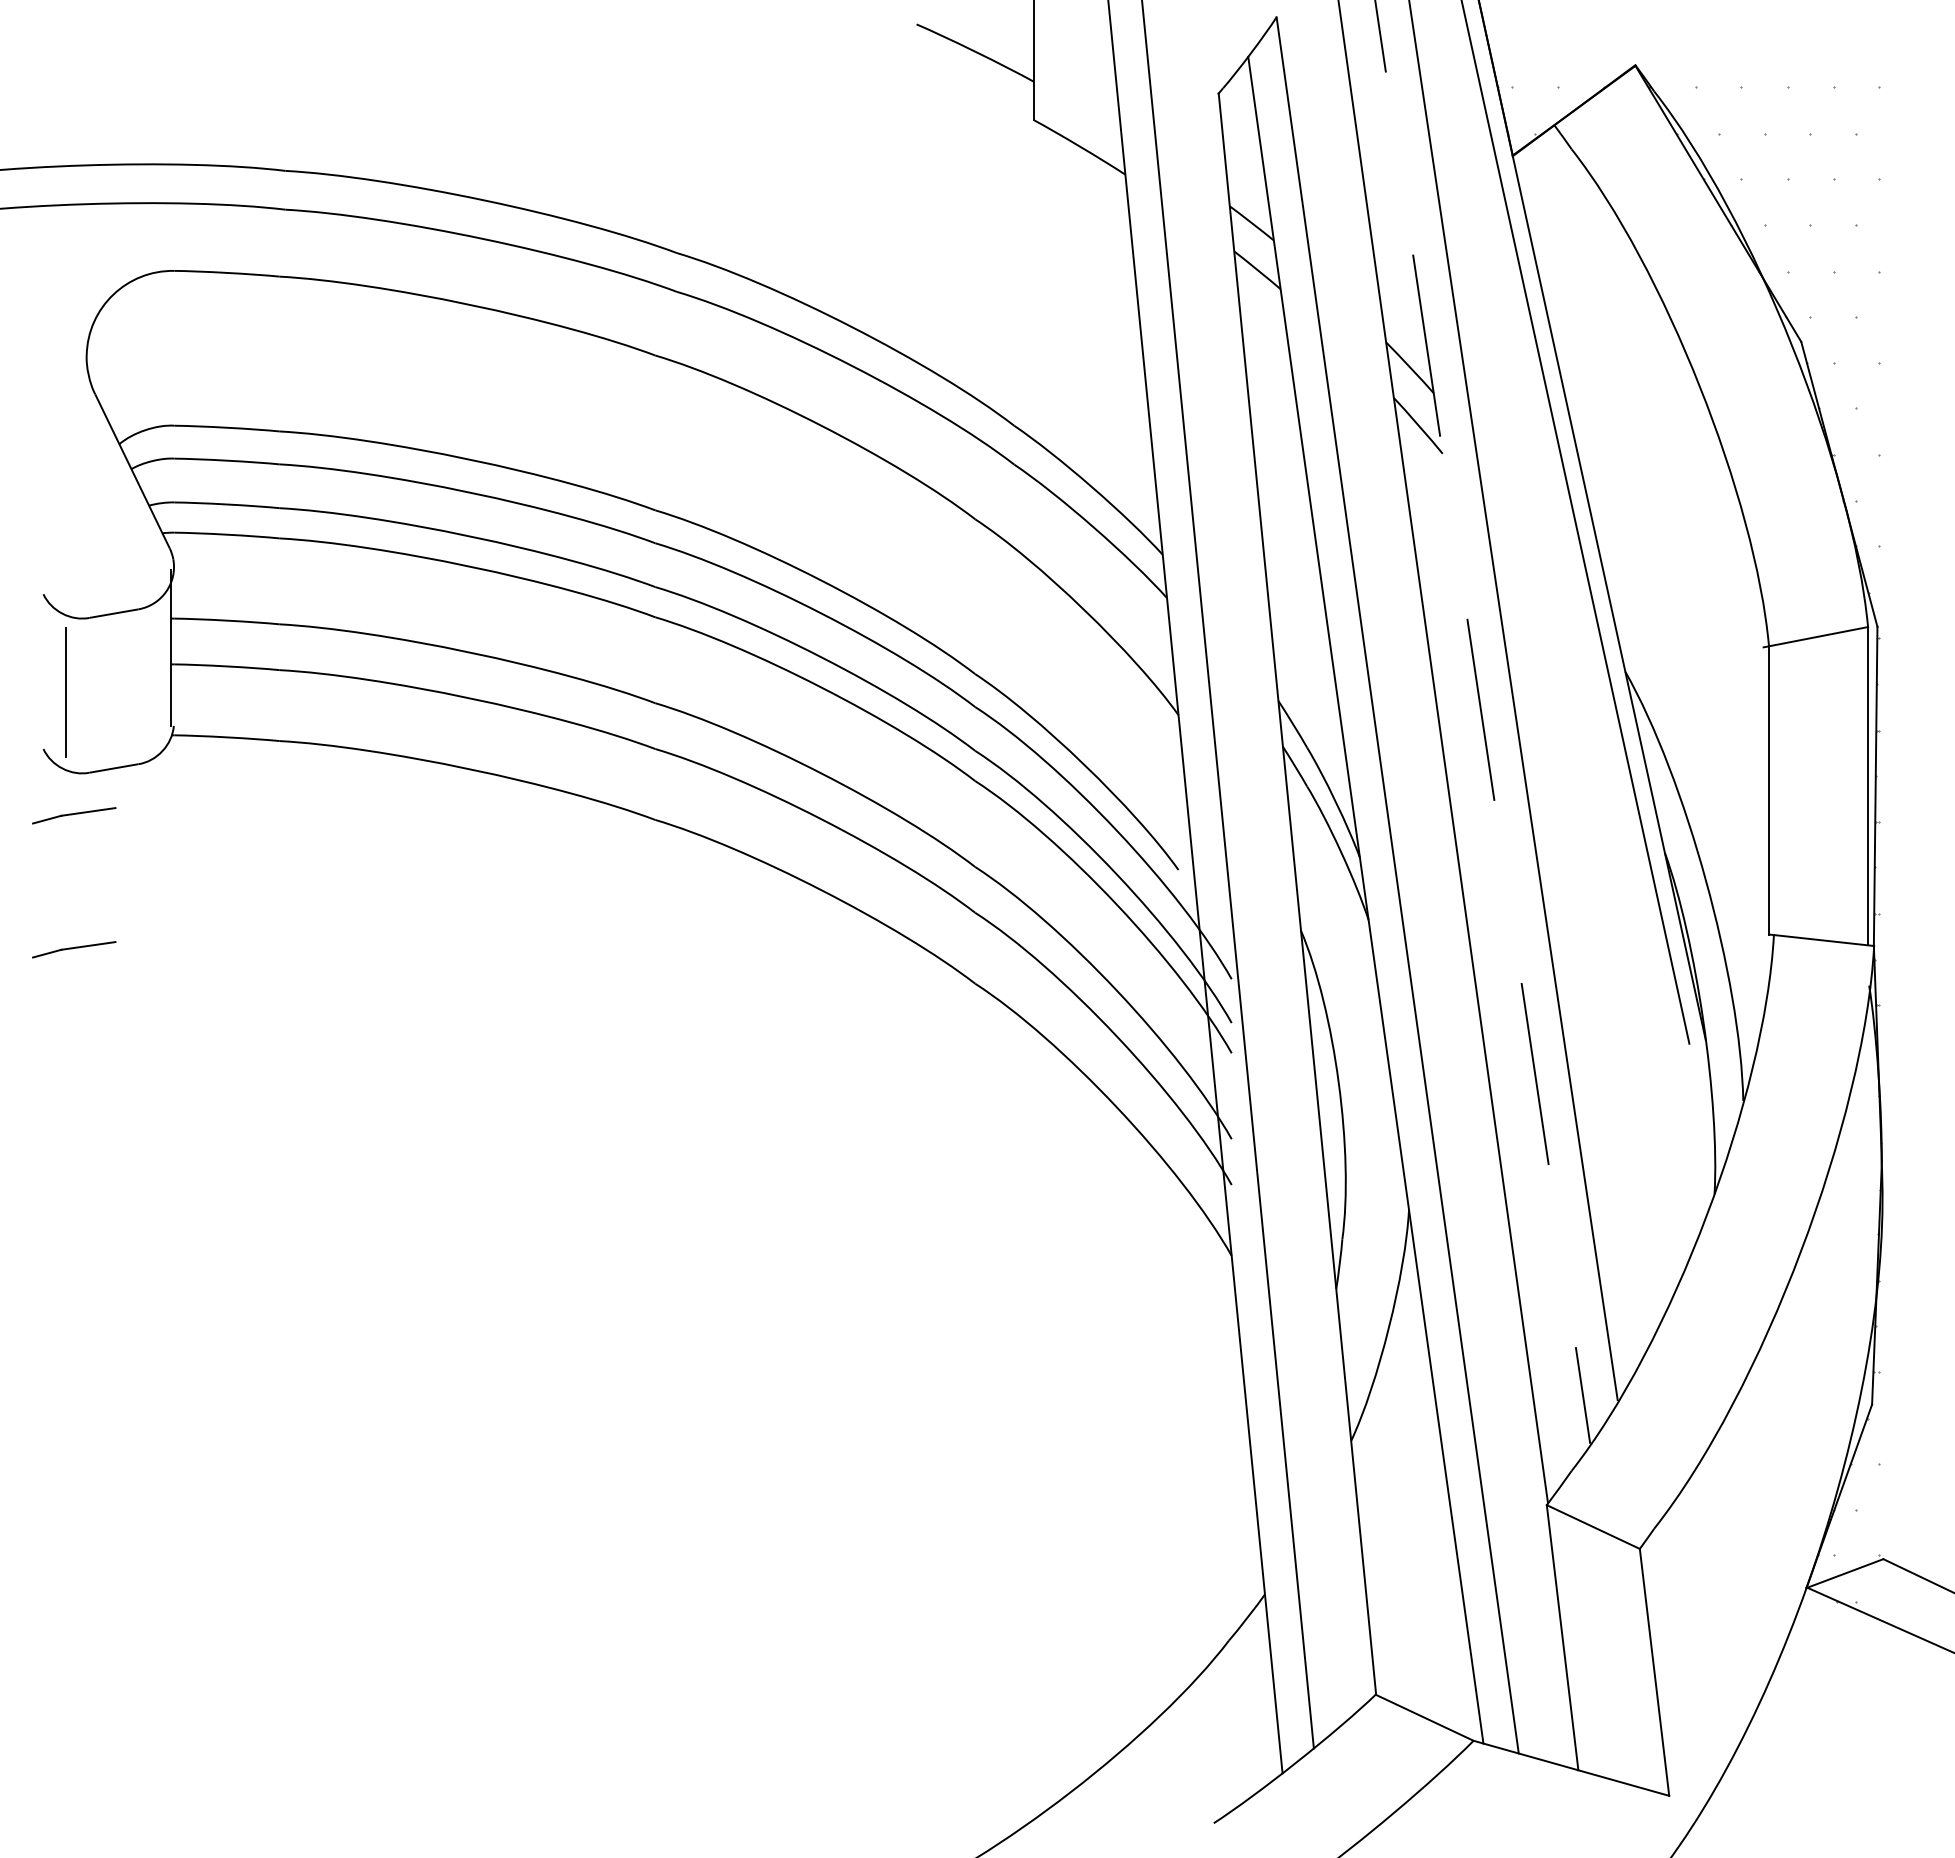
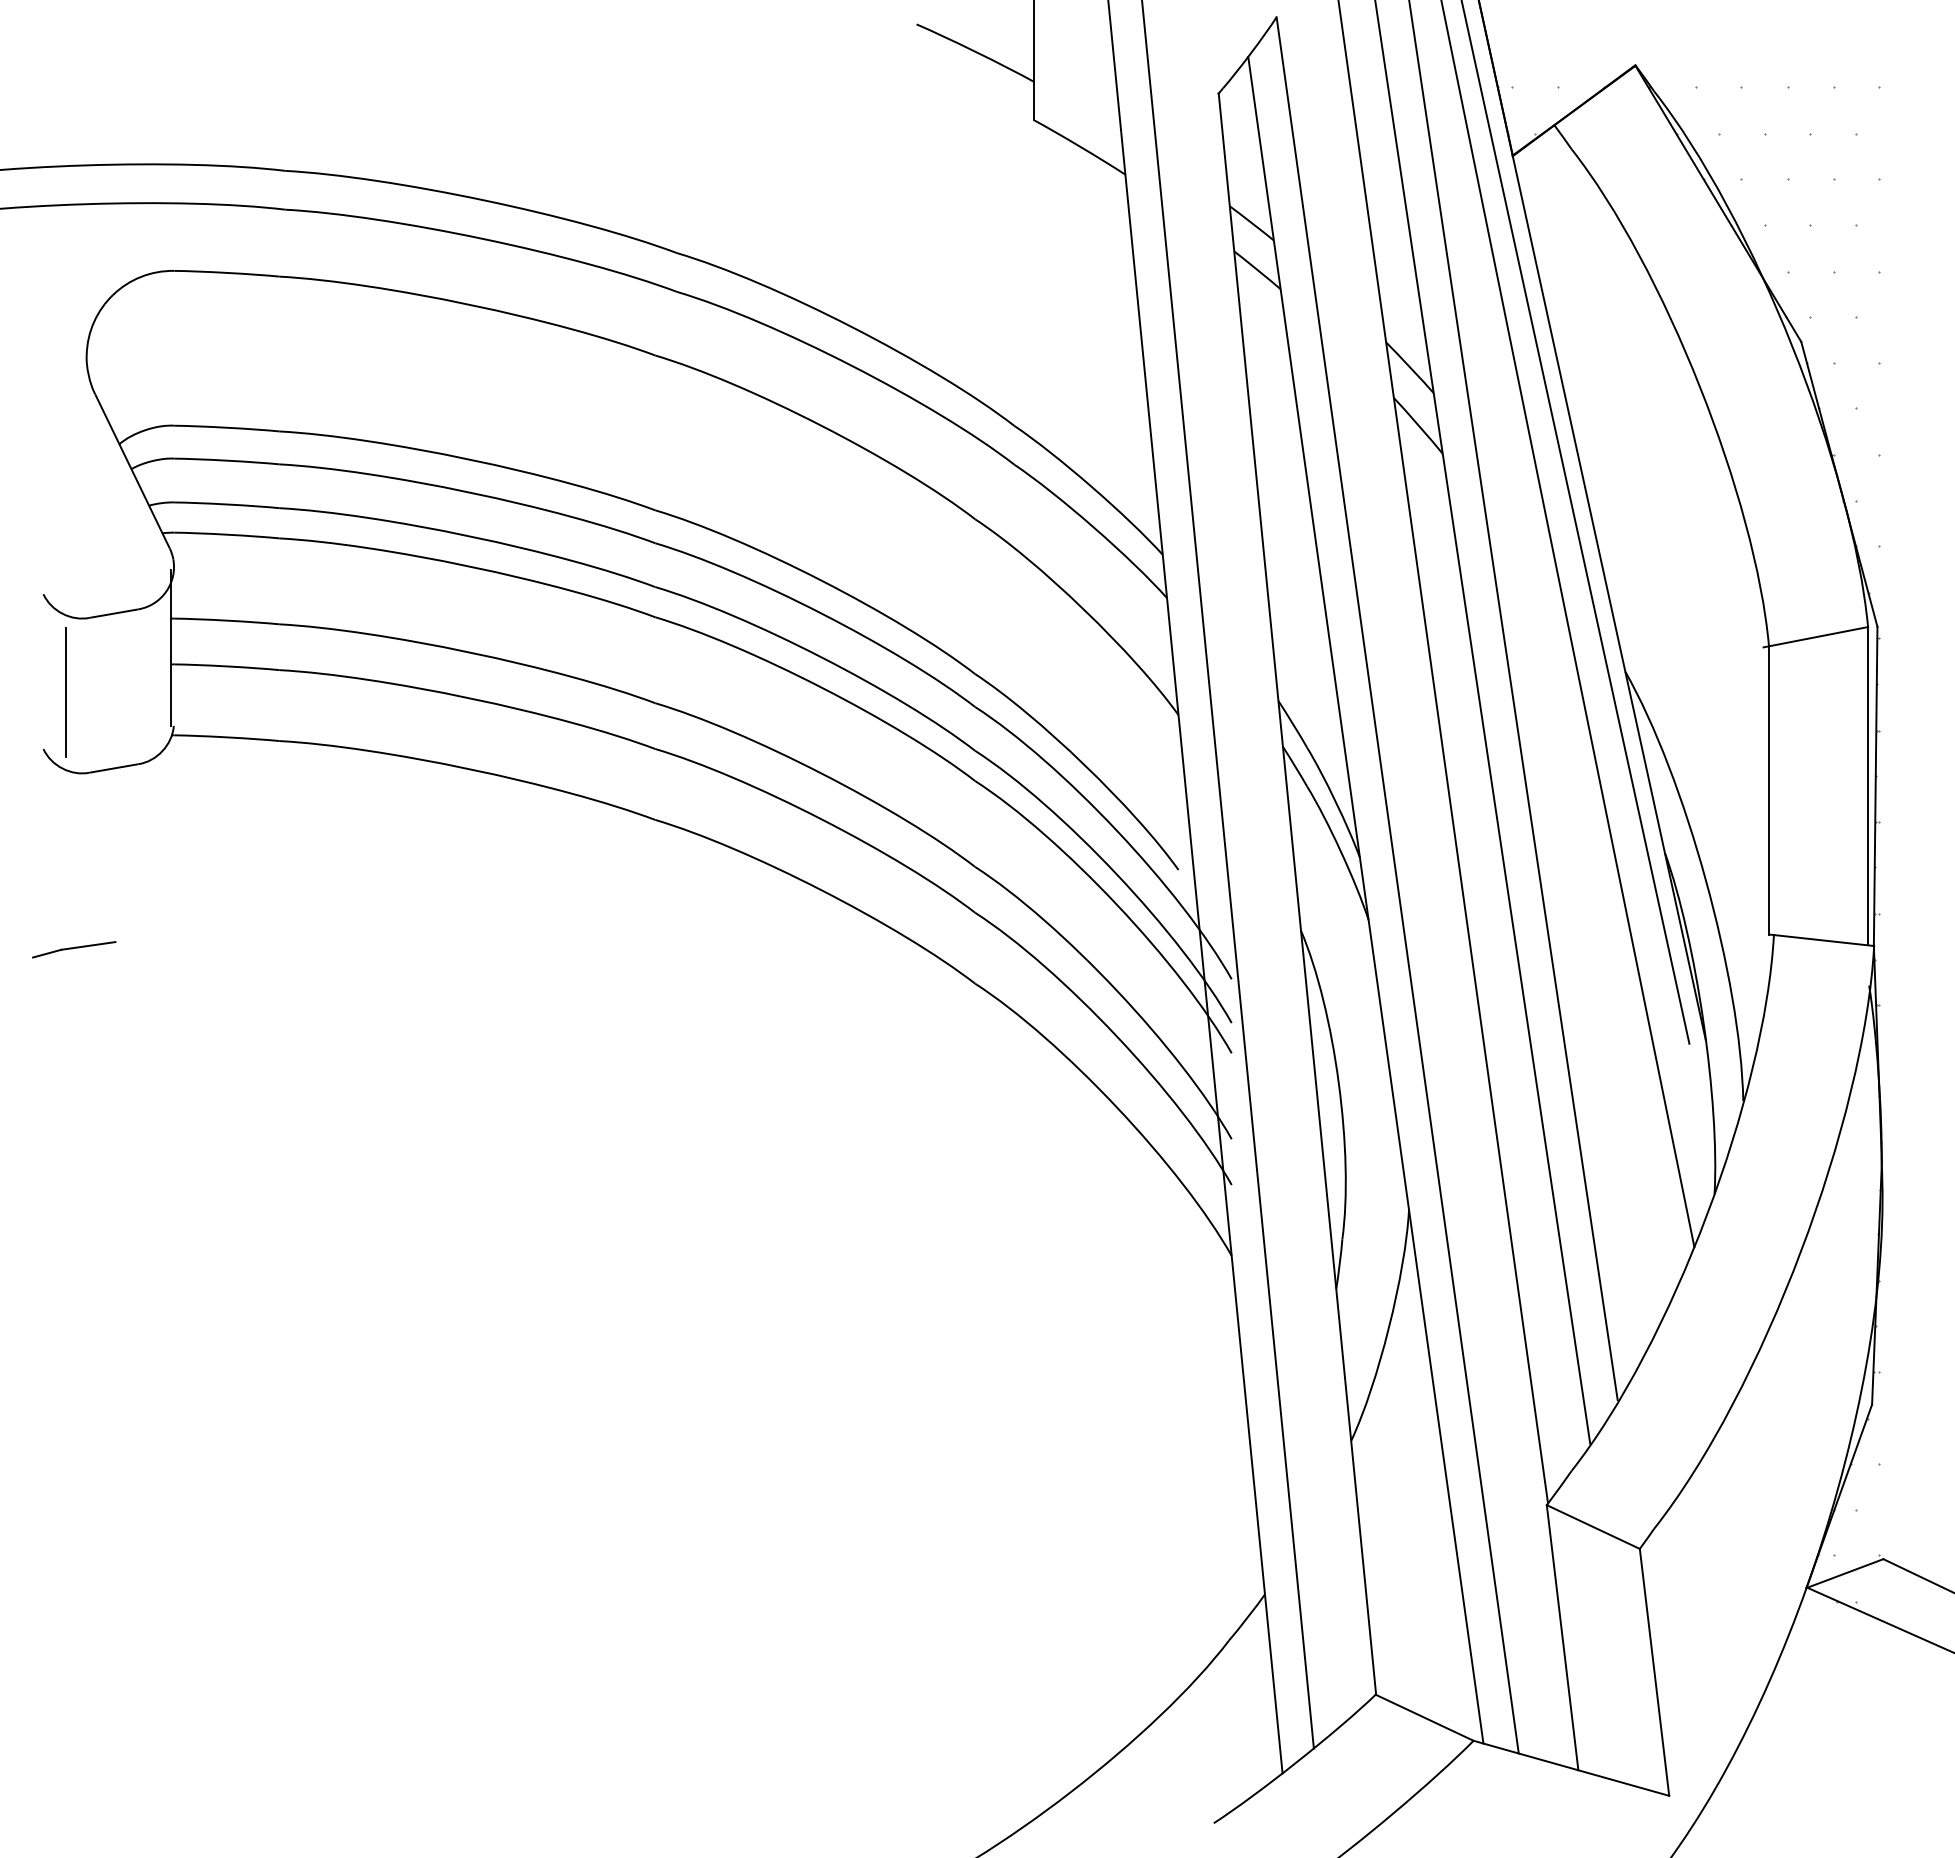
line: none -> present (1567, 624)
line: dashed -> solid (1482, 721)
part: present -> none (74, 815)
